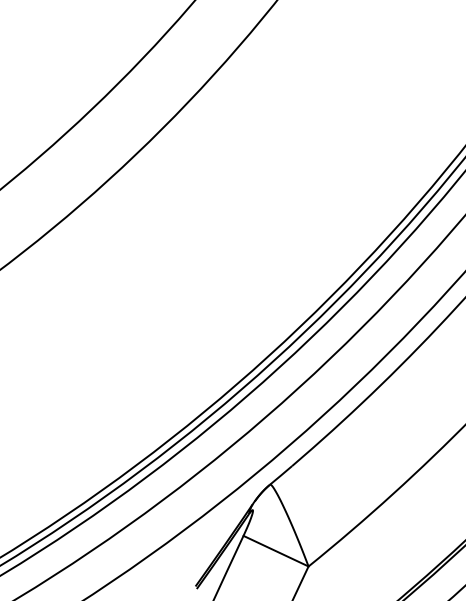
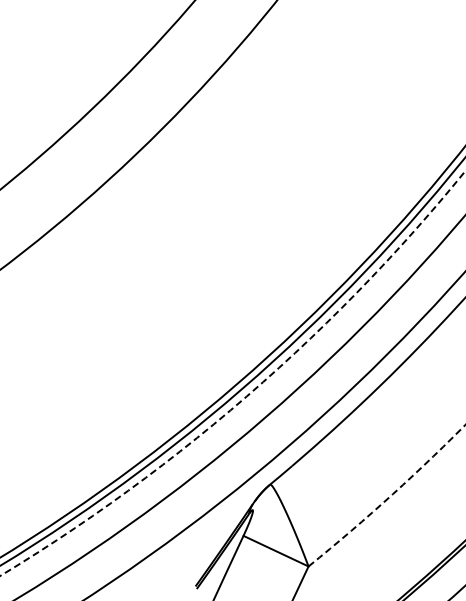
circle: solid -> dashed (232, 372)
arc: solid -> dashed (389, 496)
